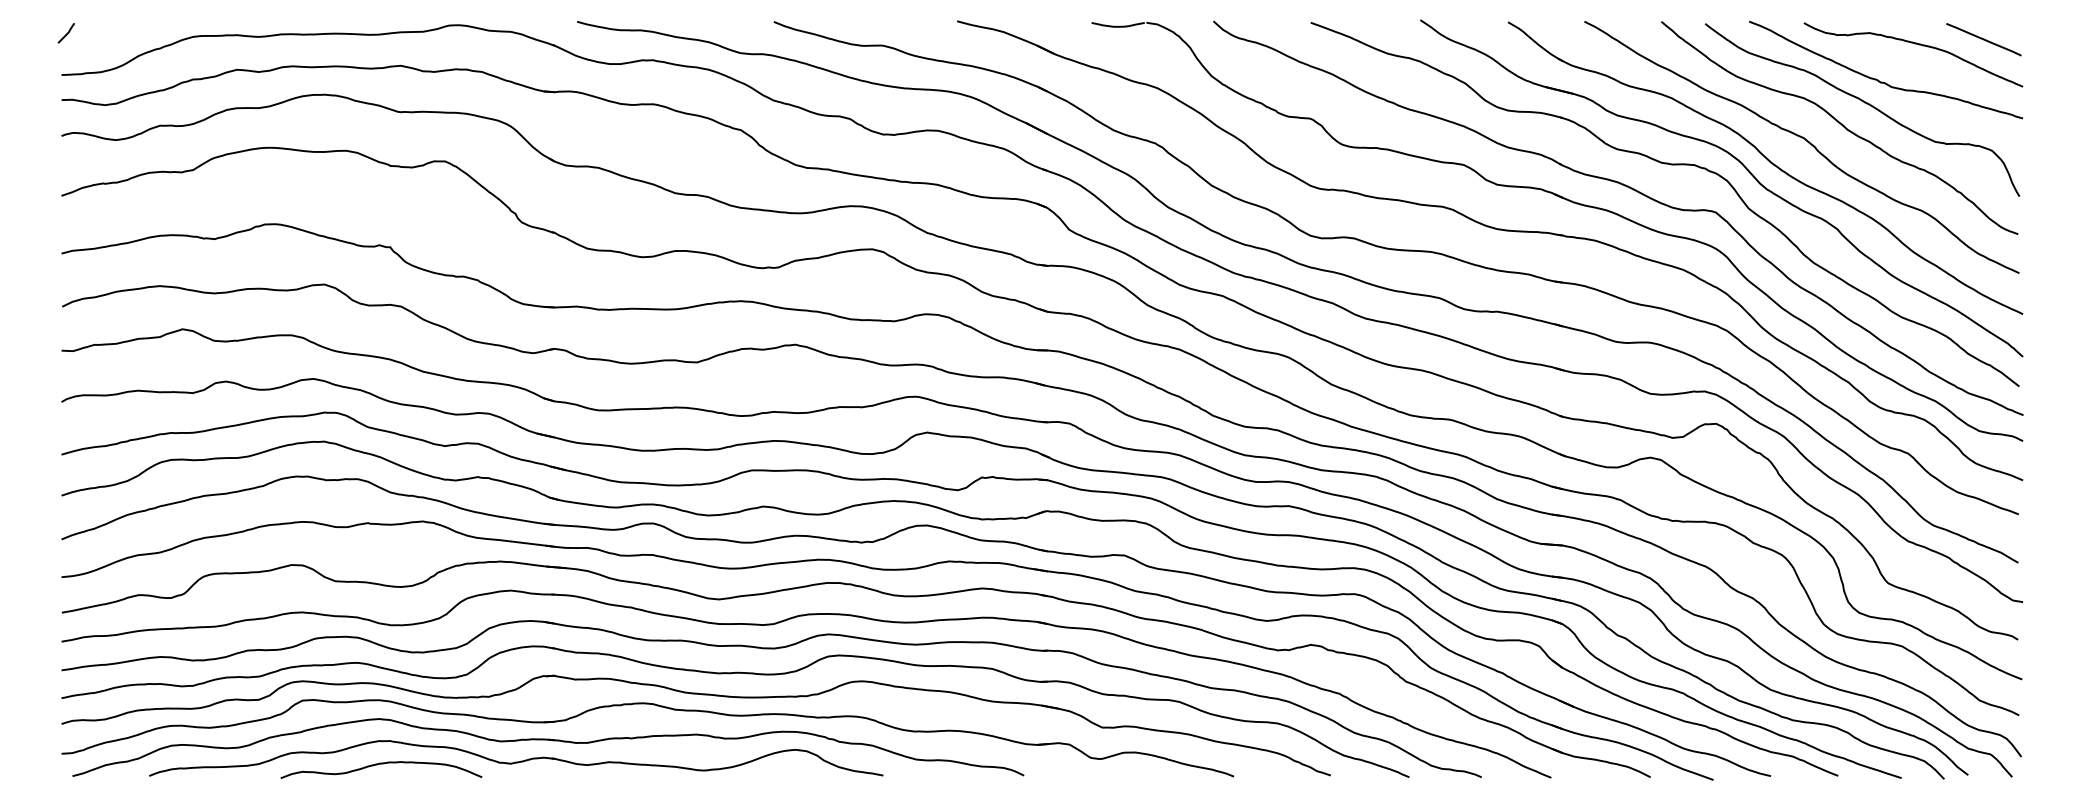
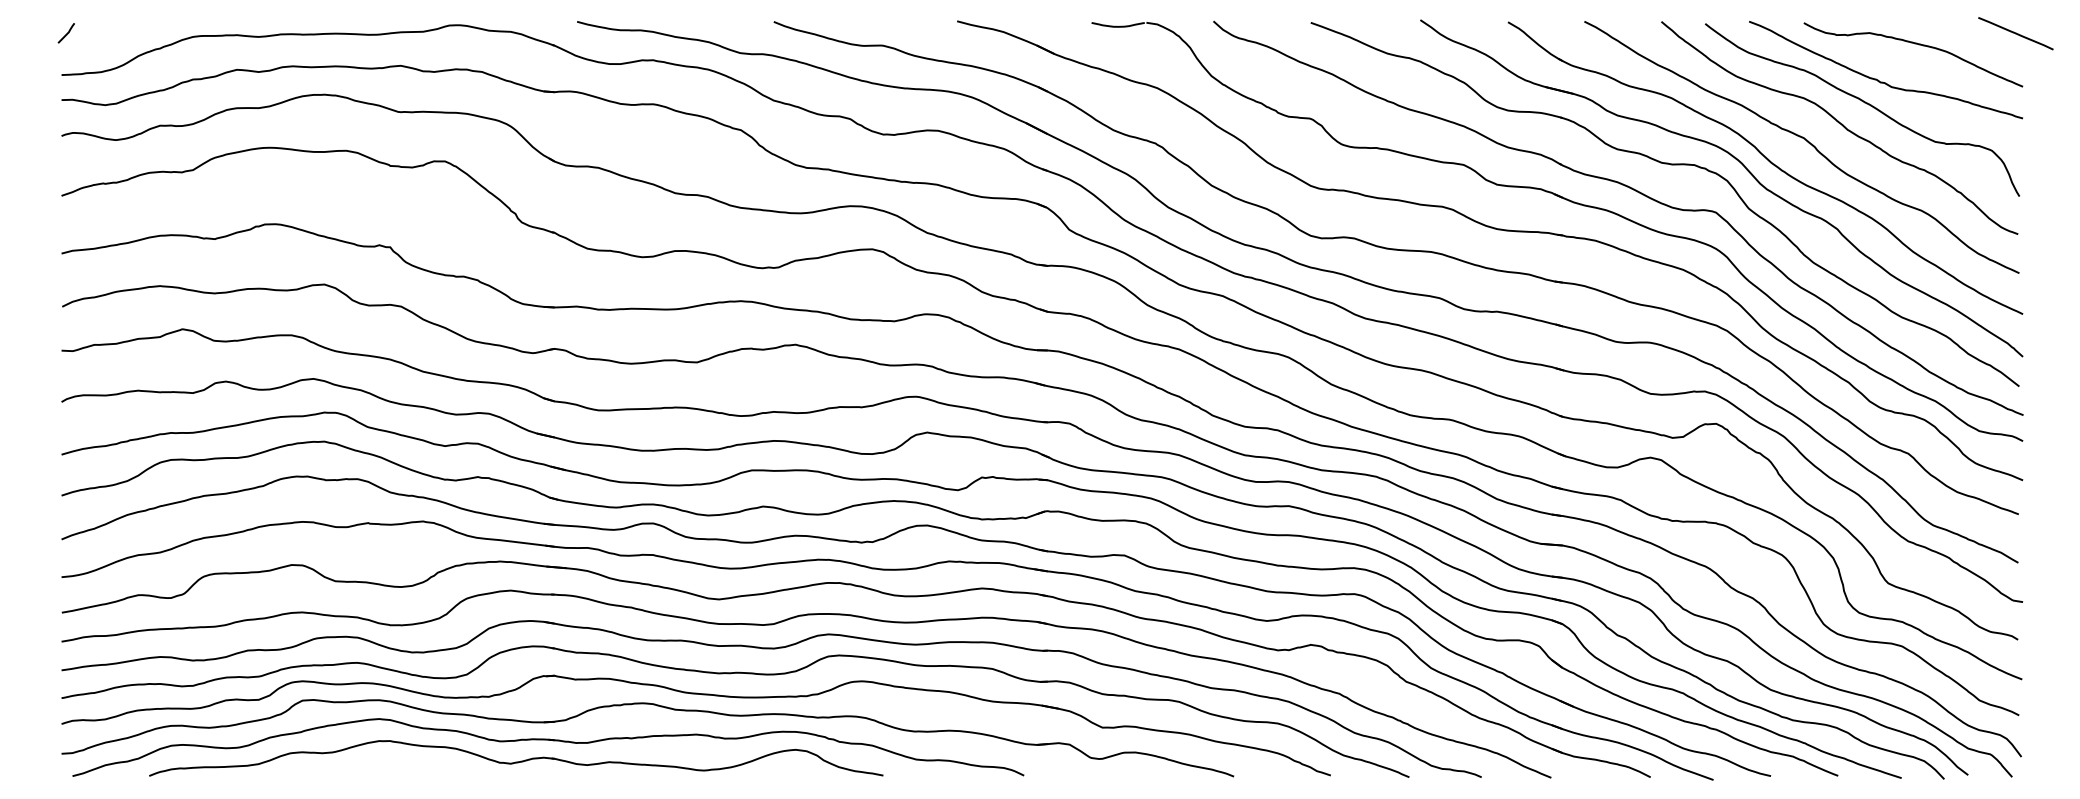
line position: (1983, 39) -> (2015, 33) (2015, 33)
curve: present -> none (381, 764)
